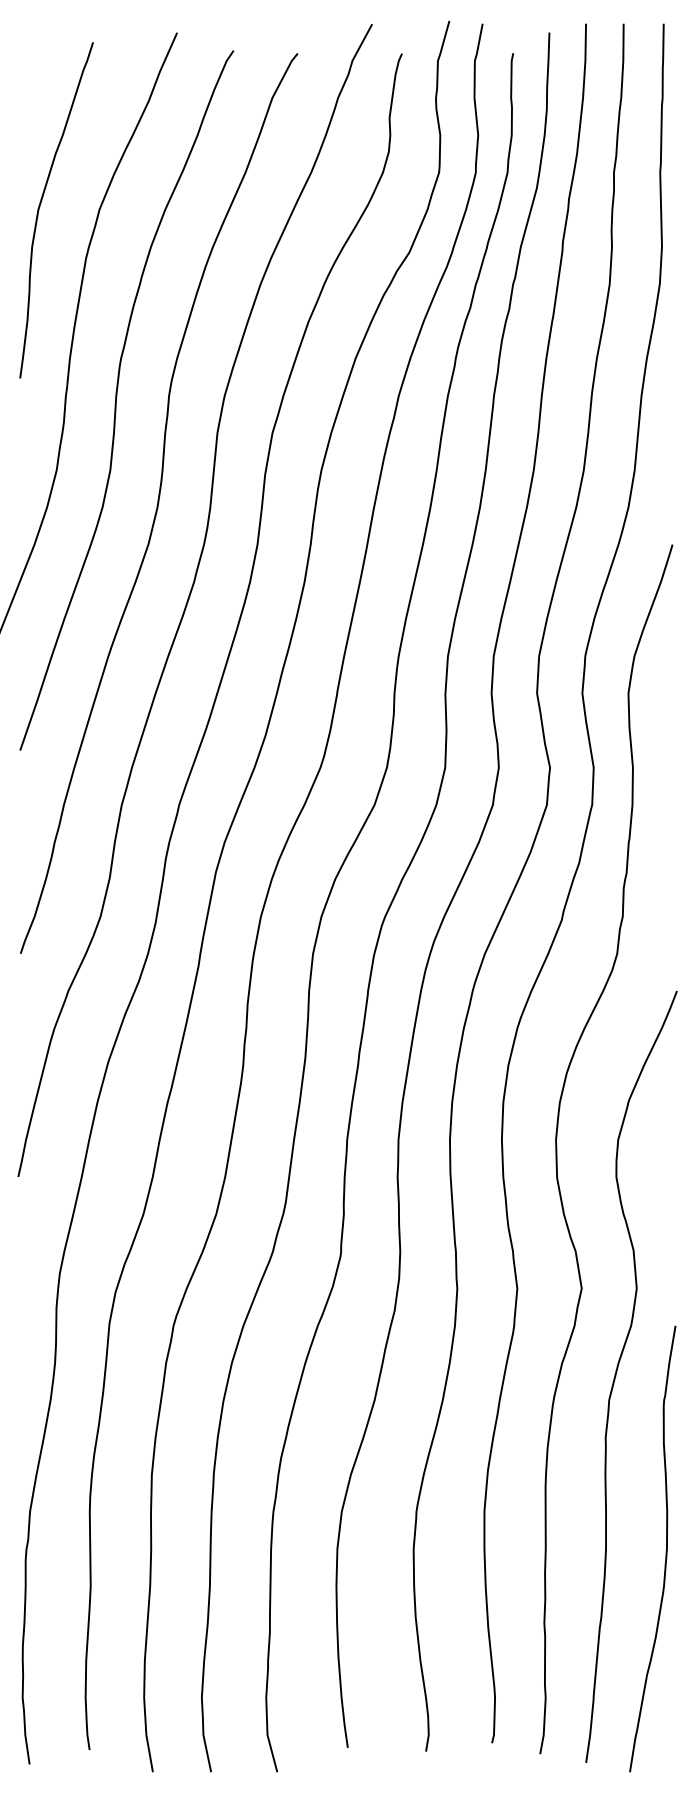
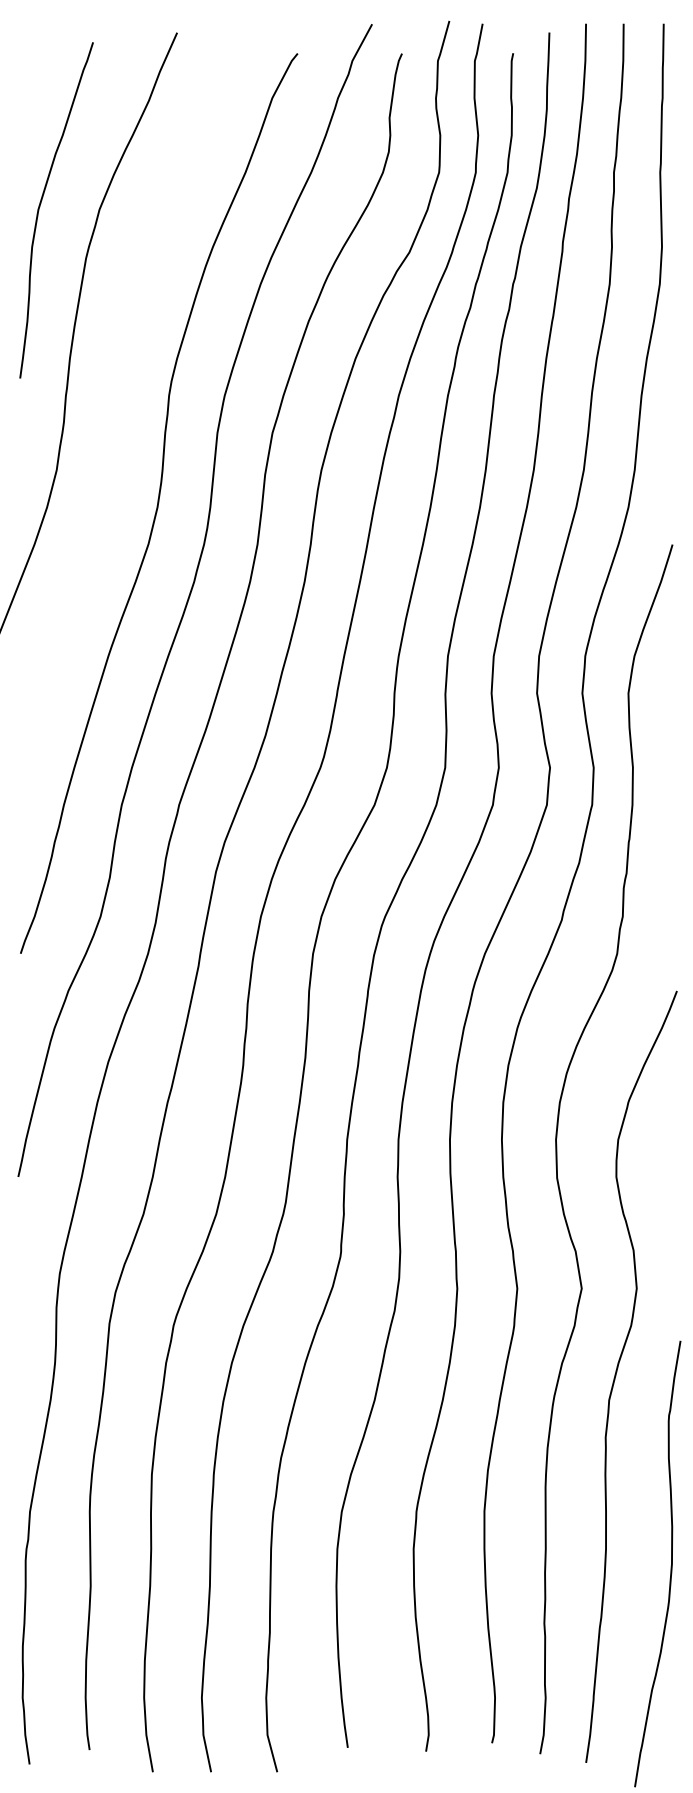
curve: present -> none (117, 397)
curve position: (665, 1551) -> (670, 1566) (670, 1566)
